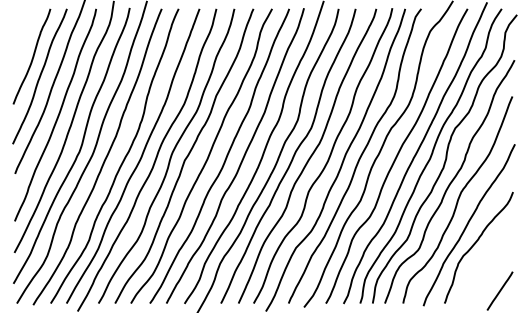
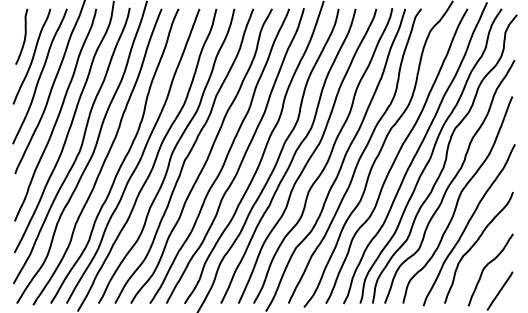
curve: none -> present (24, 36)
curve: none -> present (487, 266)
